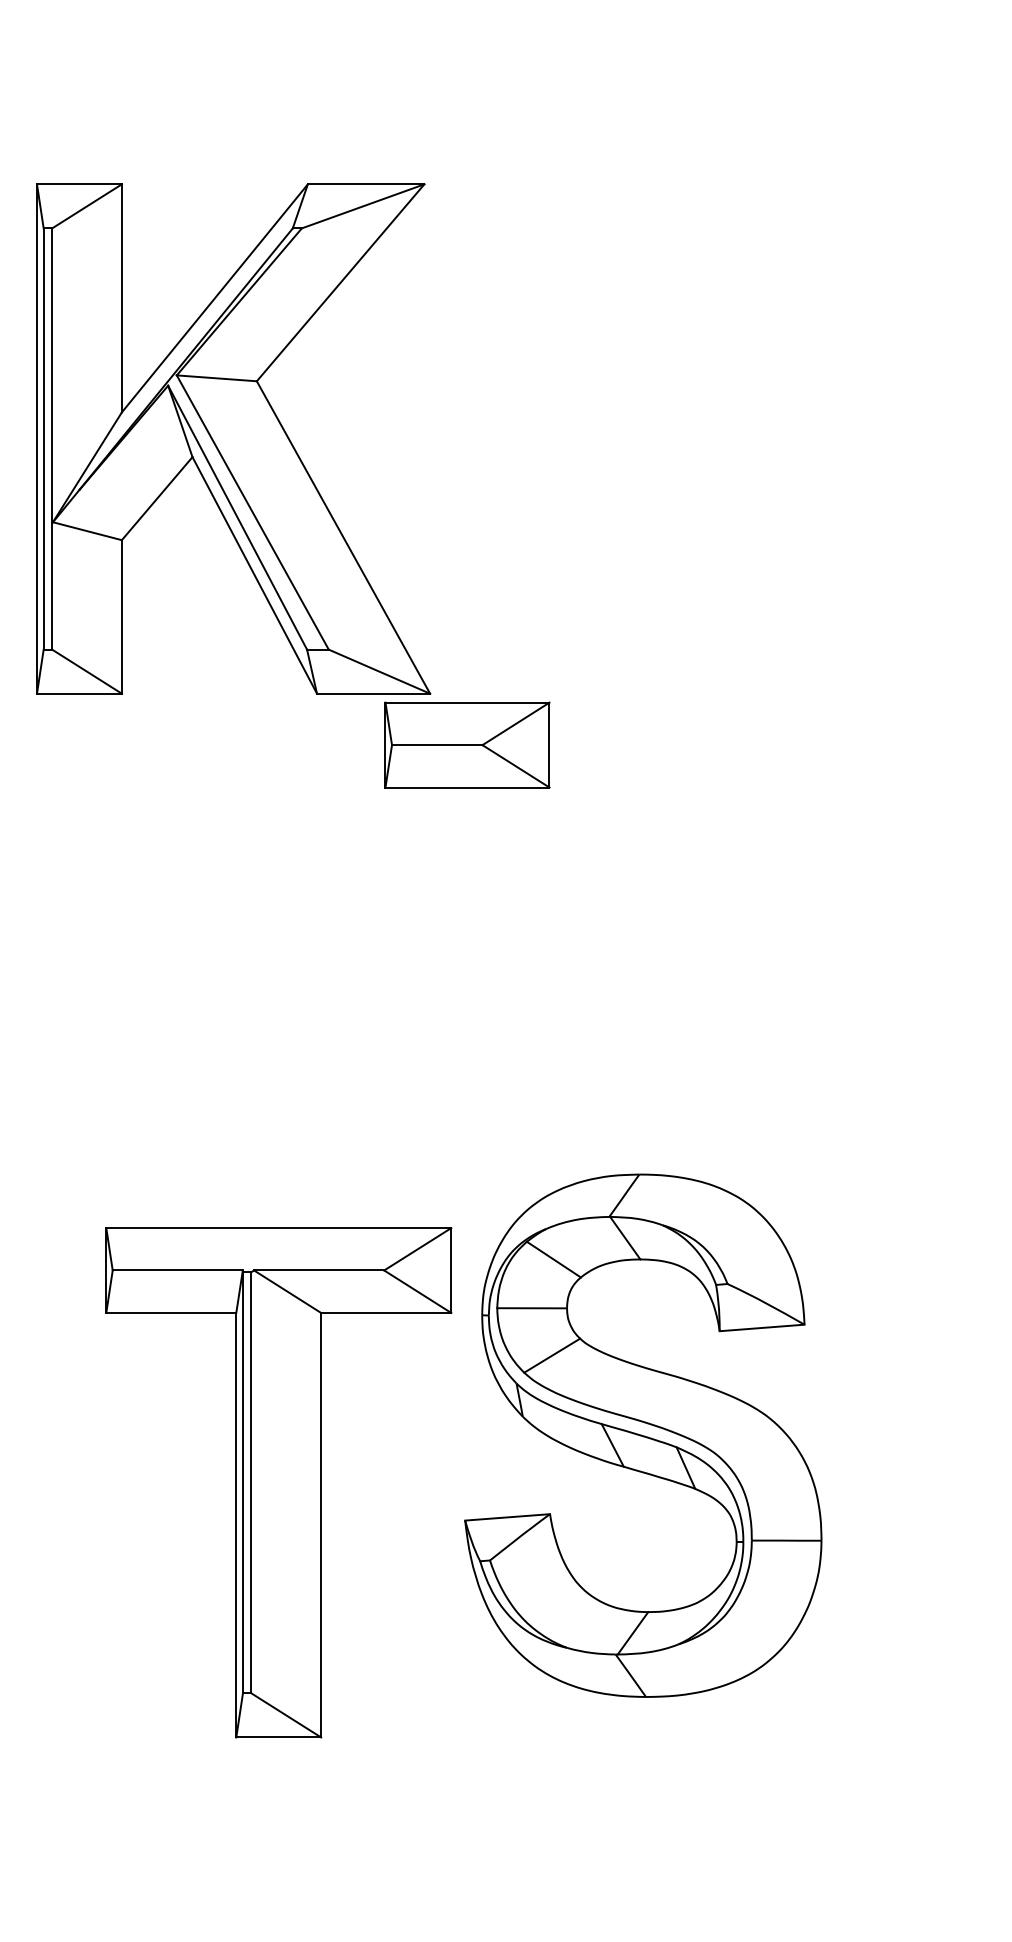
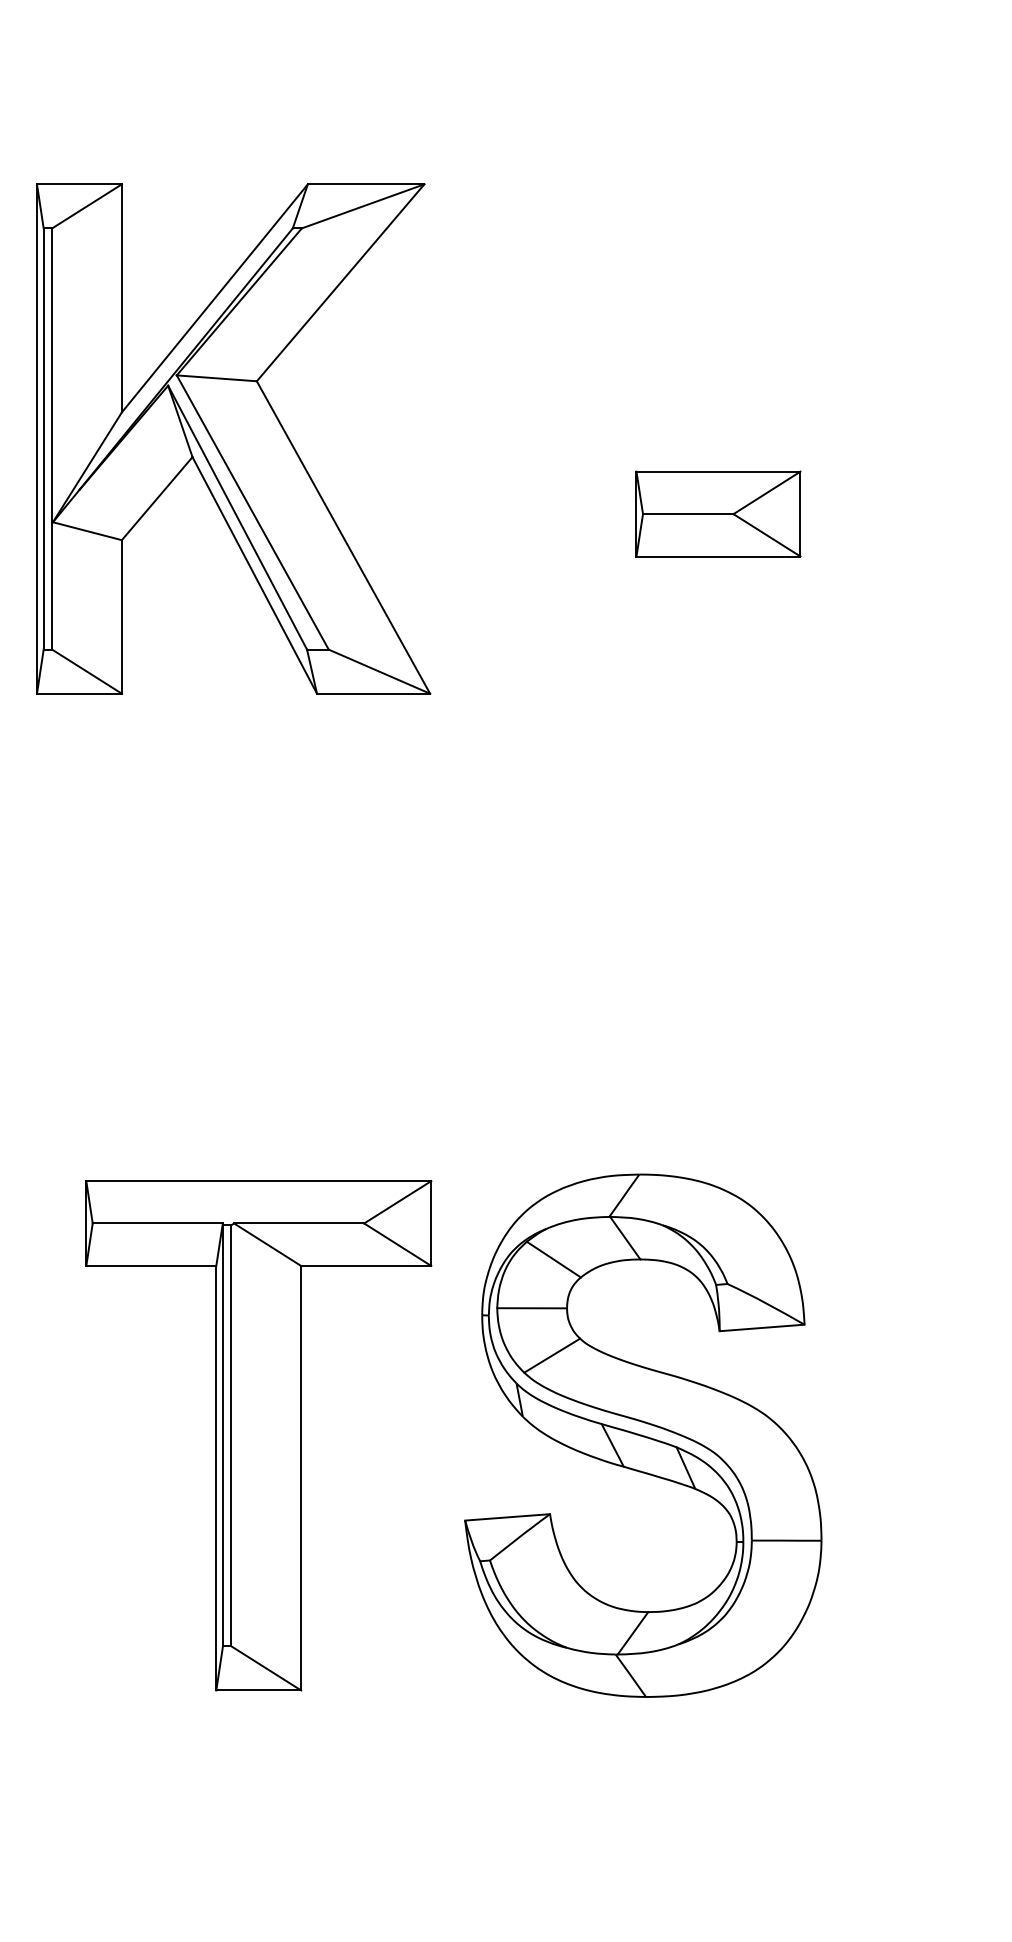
part position: (467, 744) -> (718, 513) (718, 513)
part position: (278, 1482) -> (258, 1435) (258, 1435)
